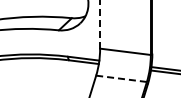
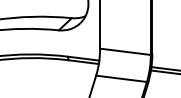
line: dashed -> solid (100, 24)
line: dashed -> solid (121, 78)
